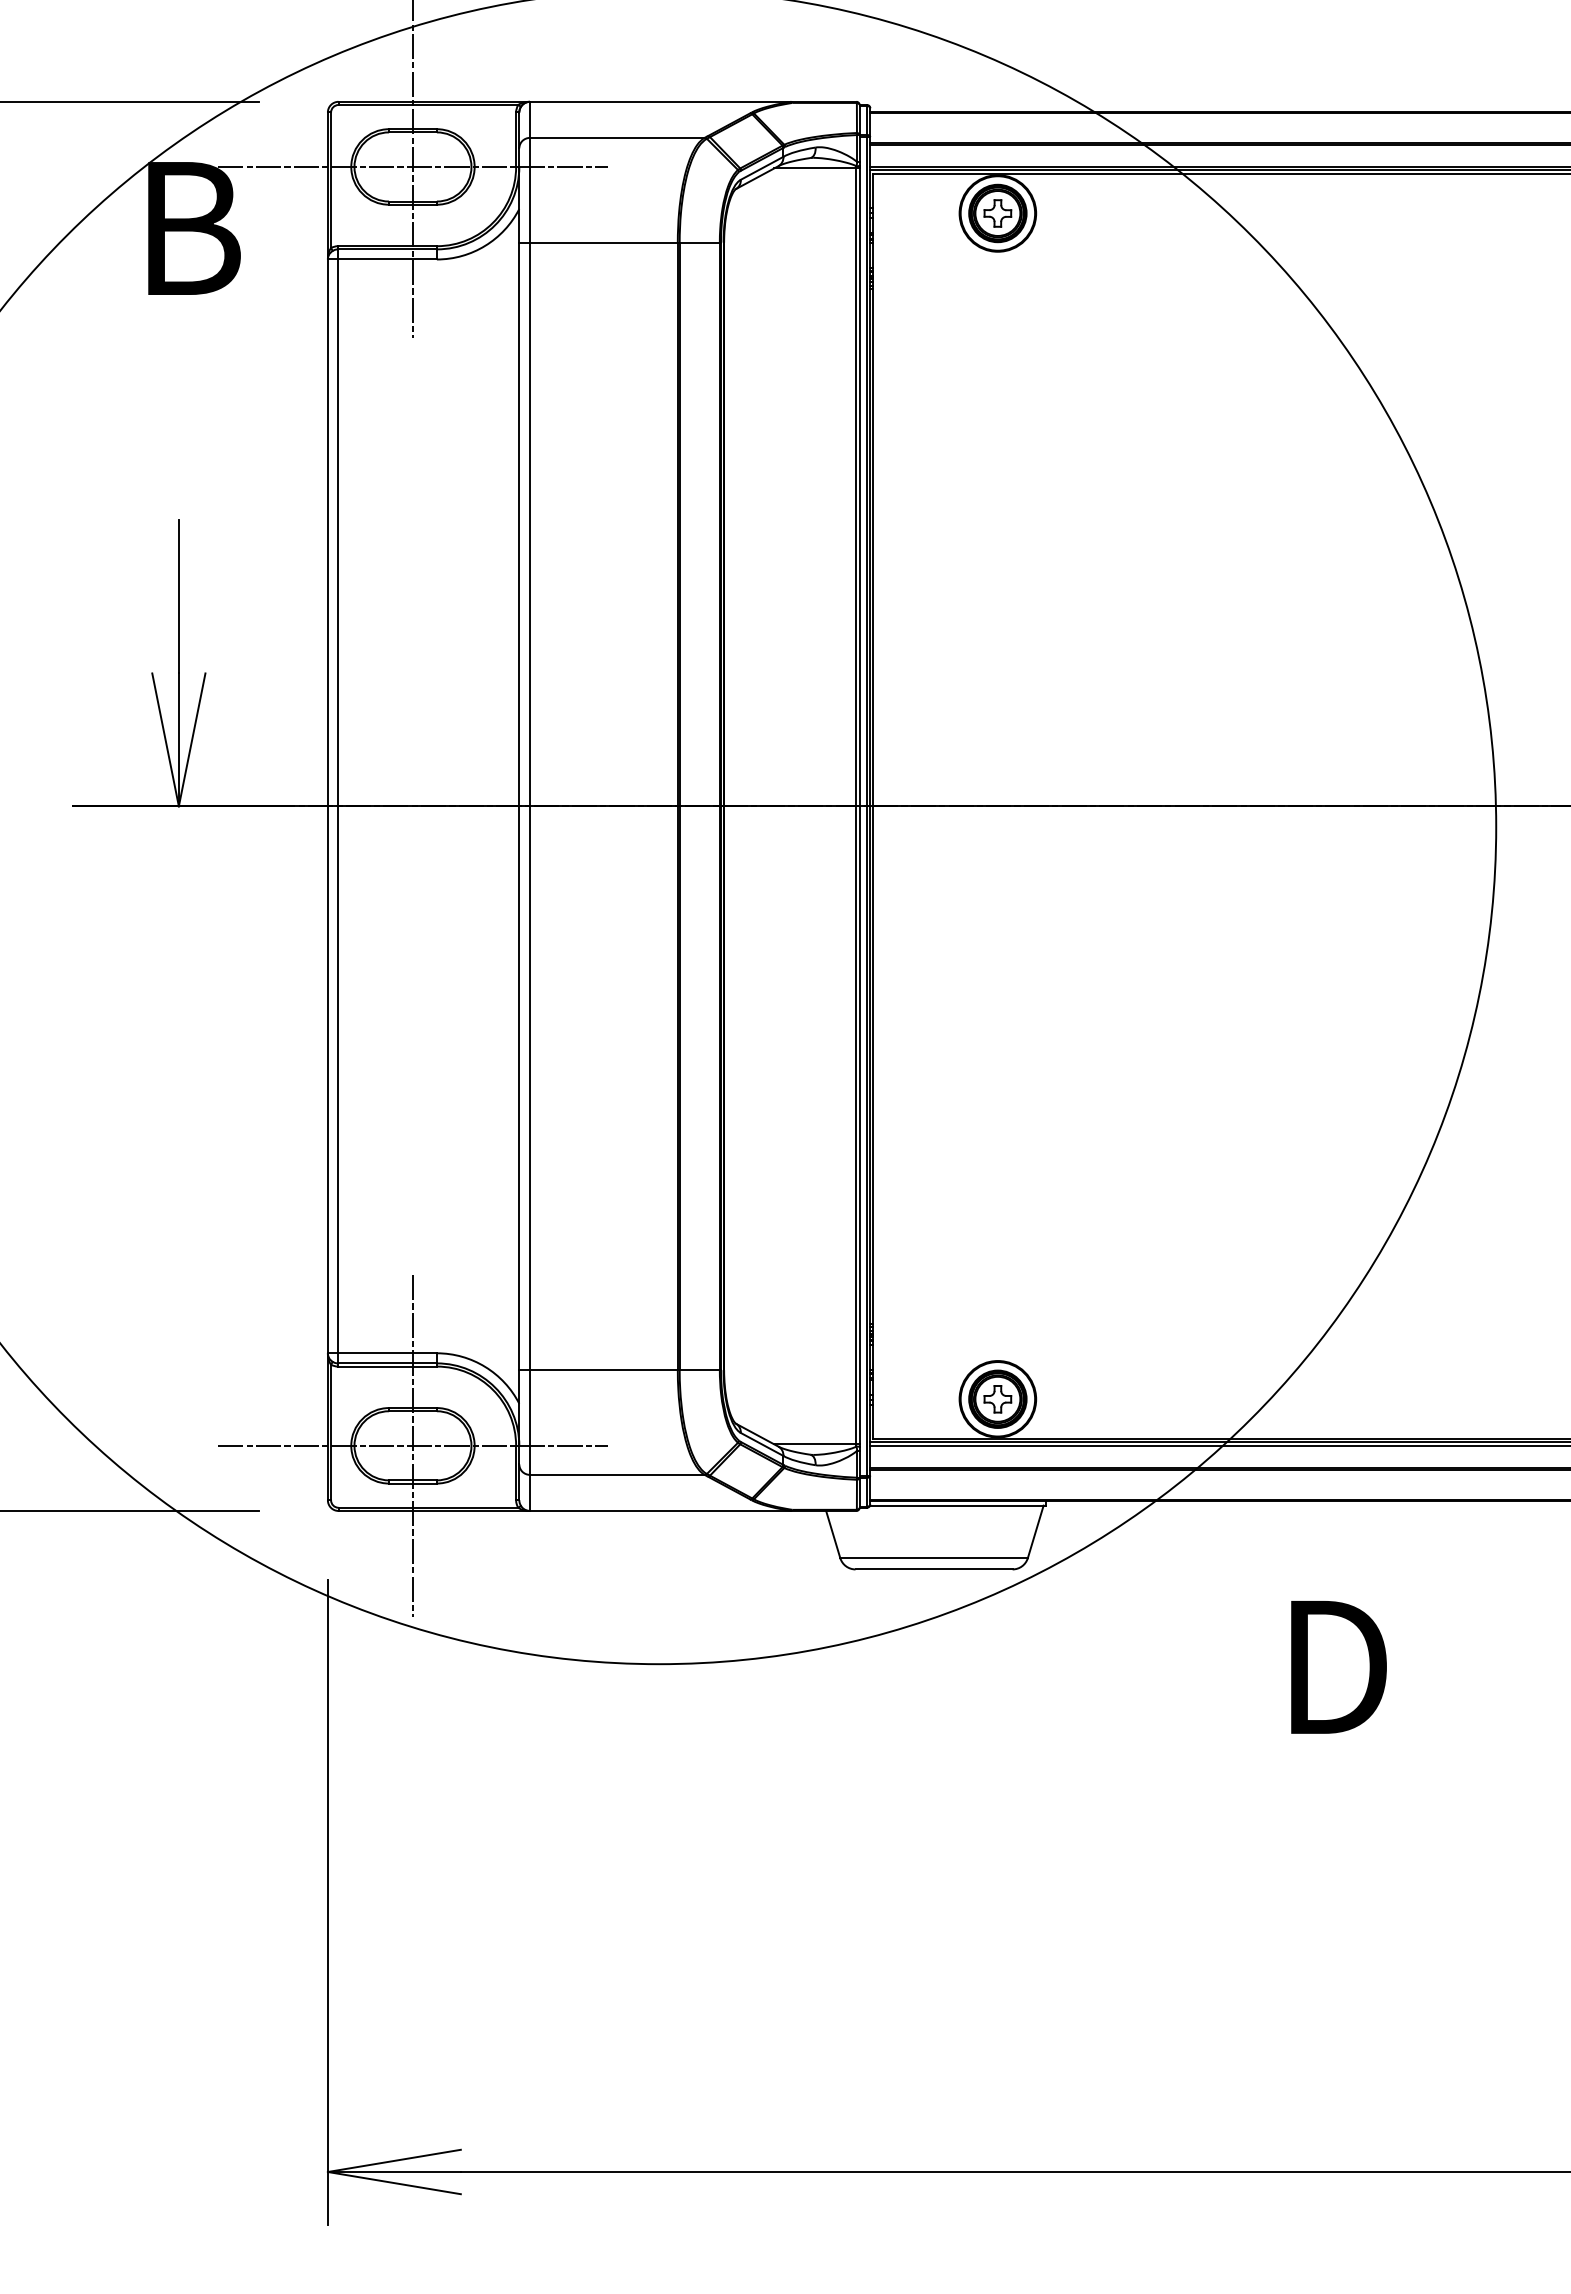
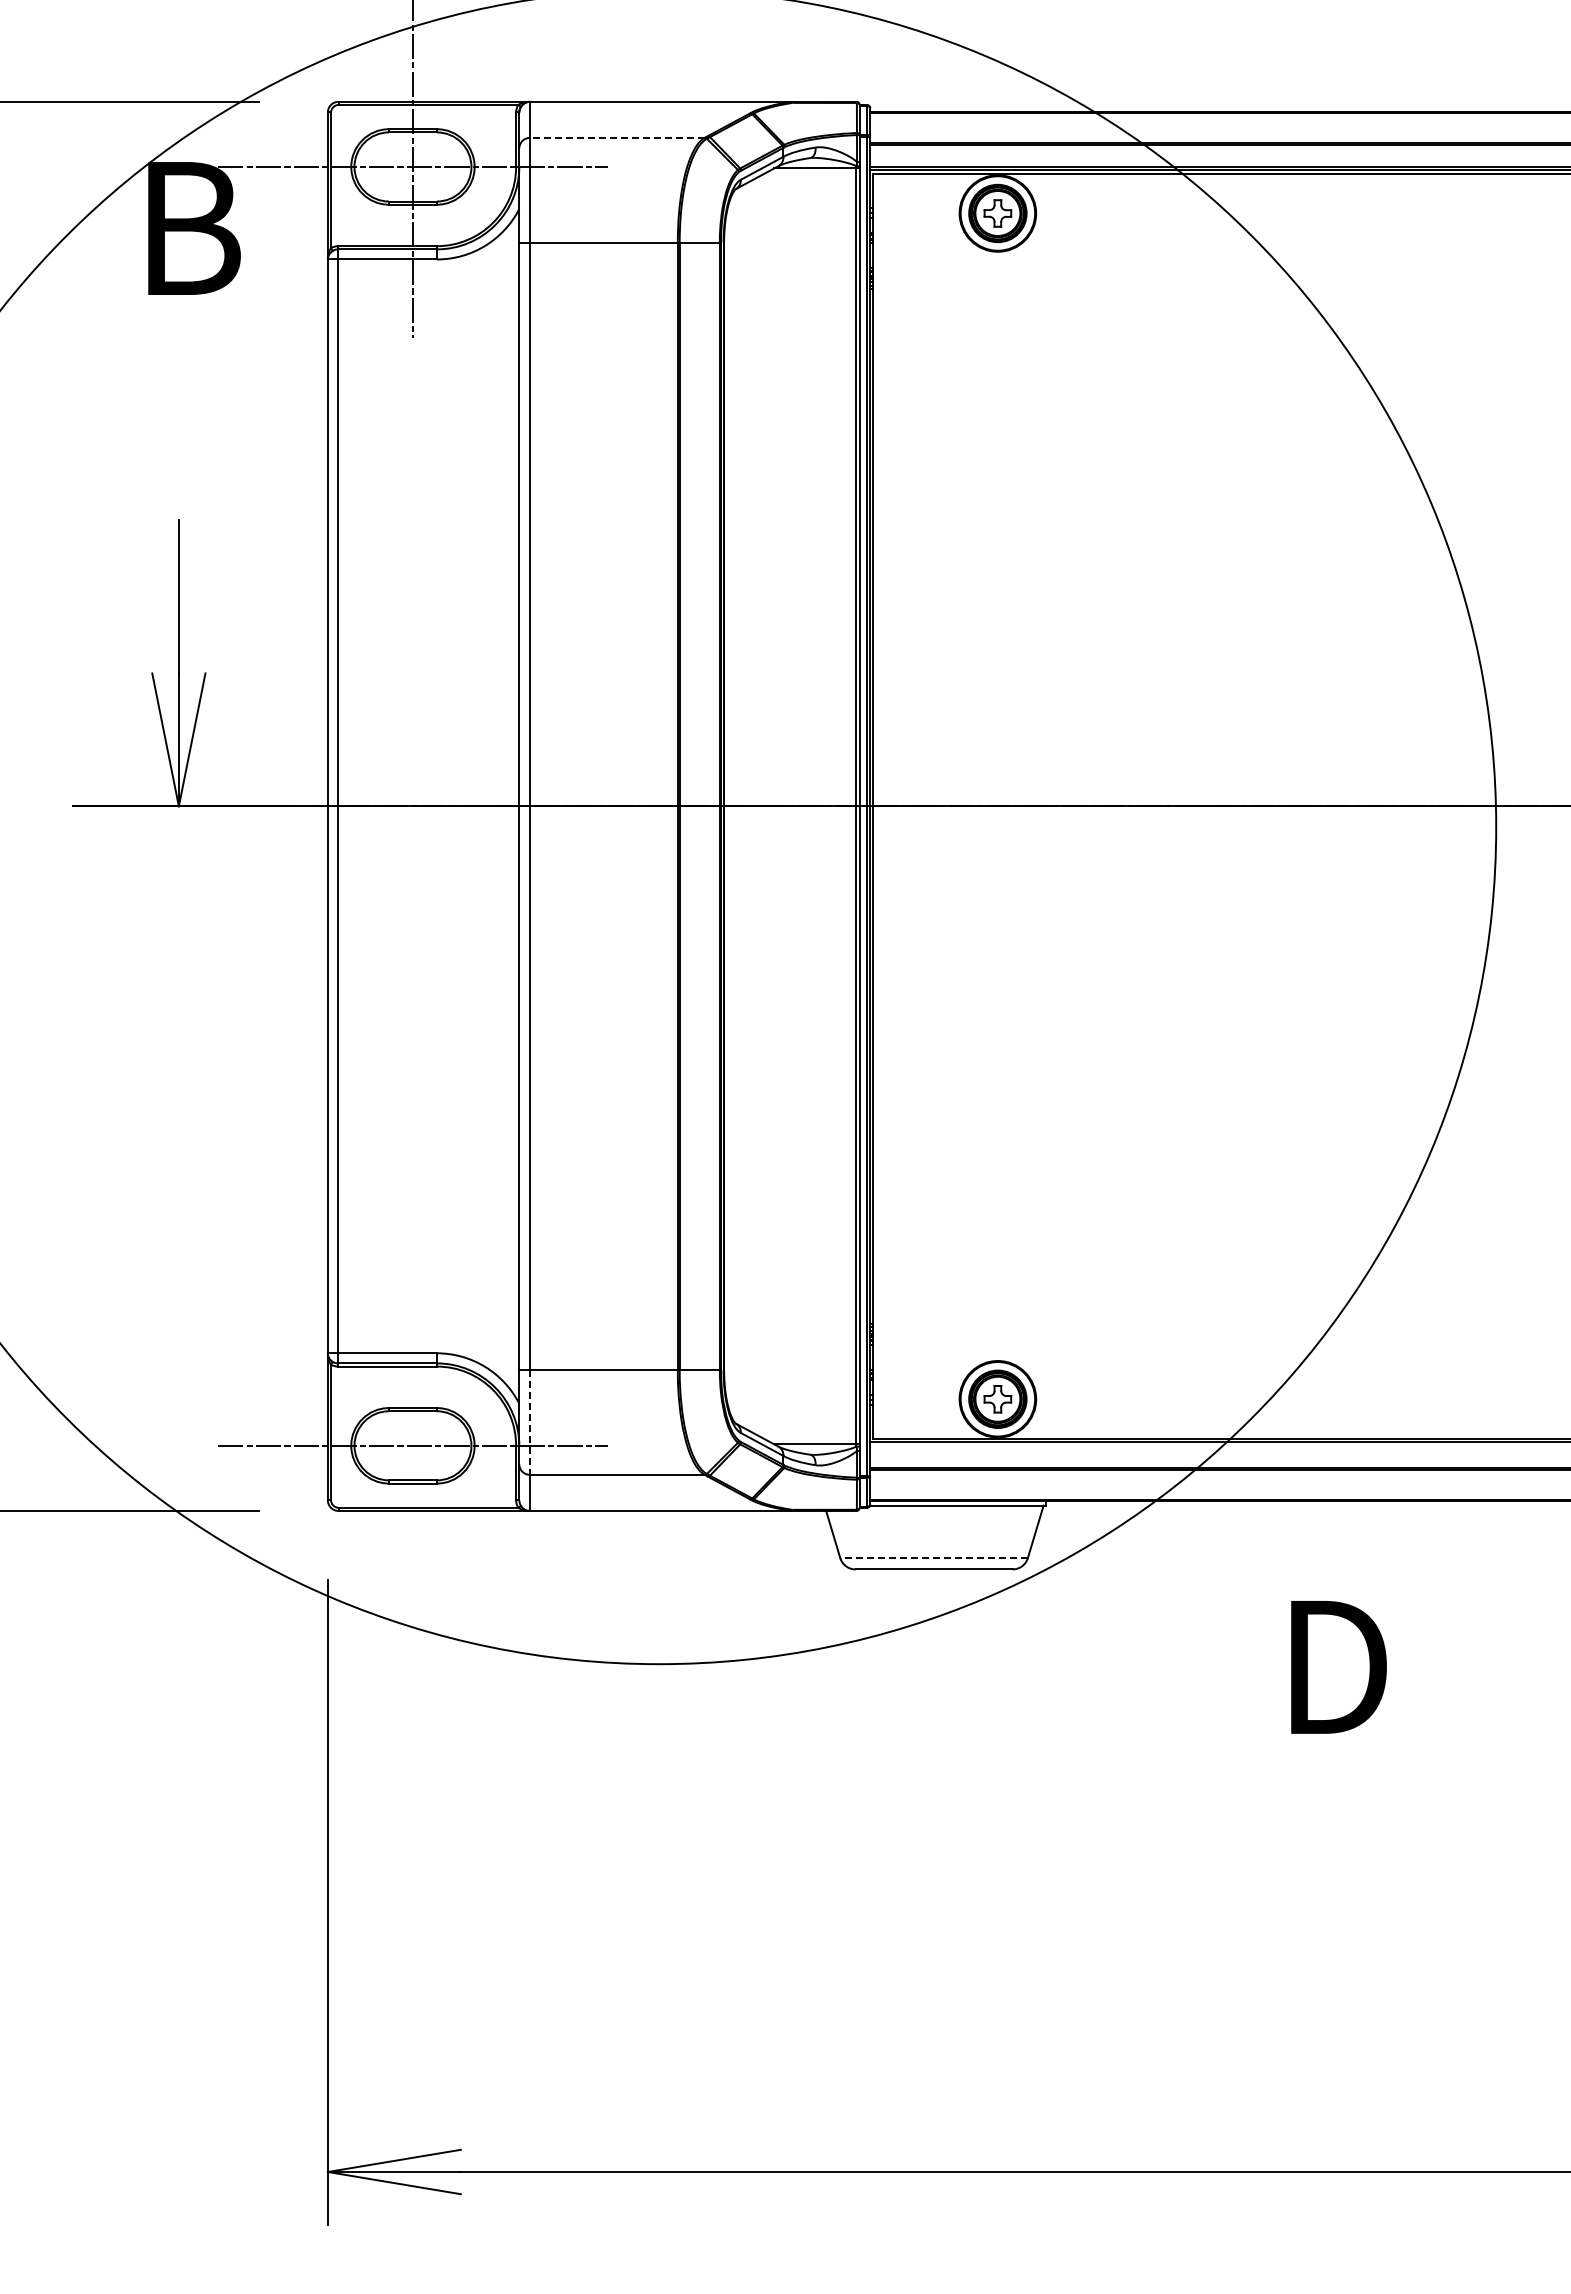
line: solid -> dashed (616, 137)
line: solid -> dashed (529, 1423)
line: present -> none (412, 1445)
line: present -> none (1218, 1445)
line: solid -> dashed (934, 1558)
